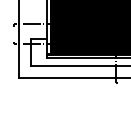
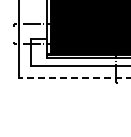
line: solid -> dashed (74, 78)
